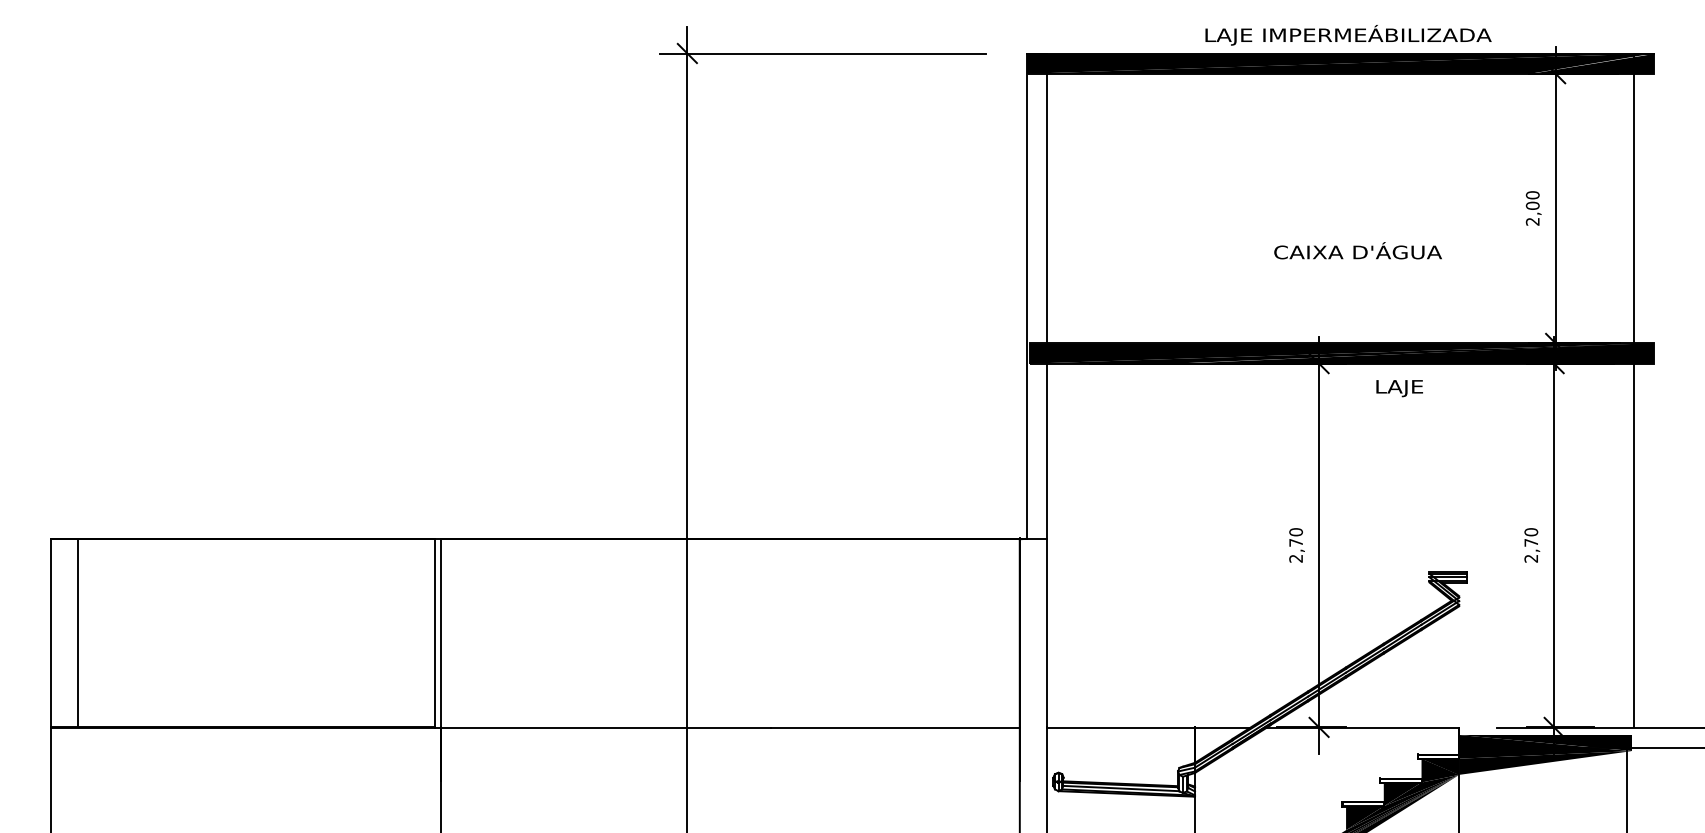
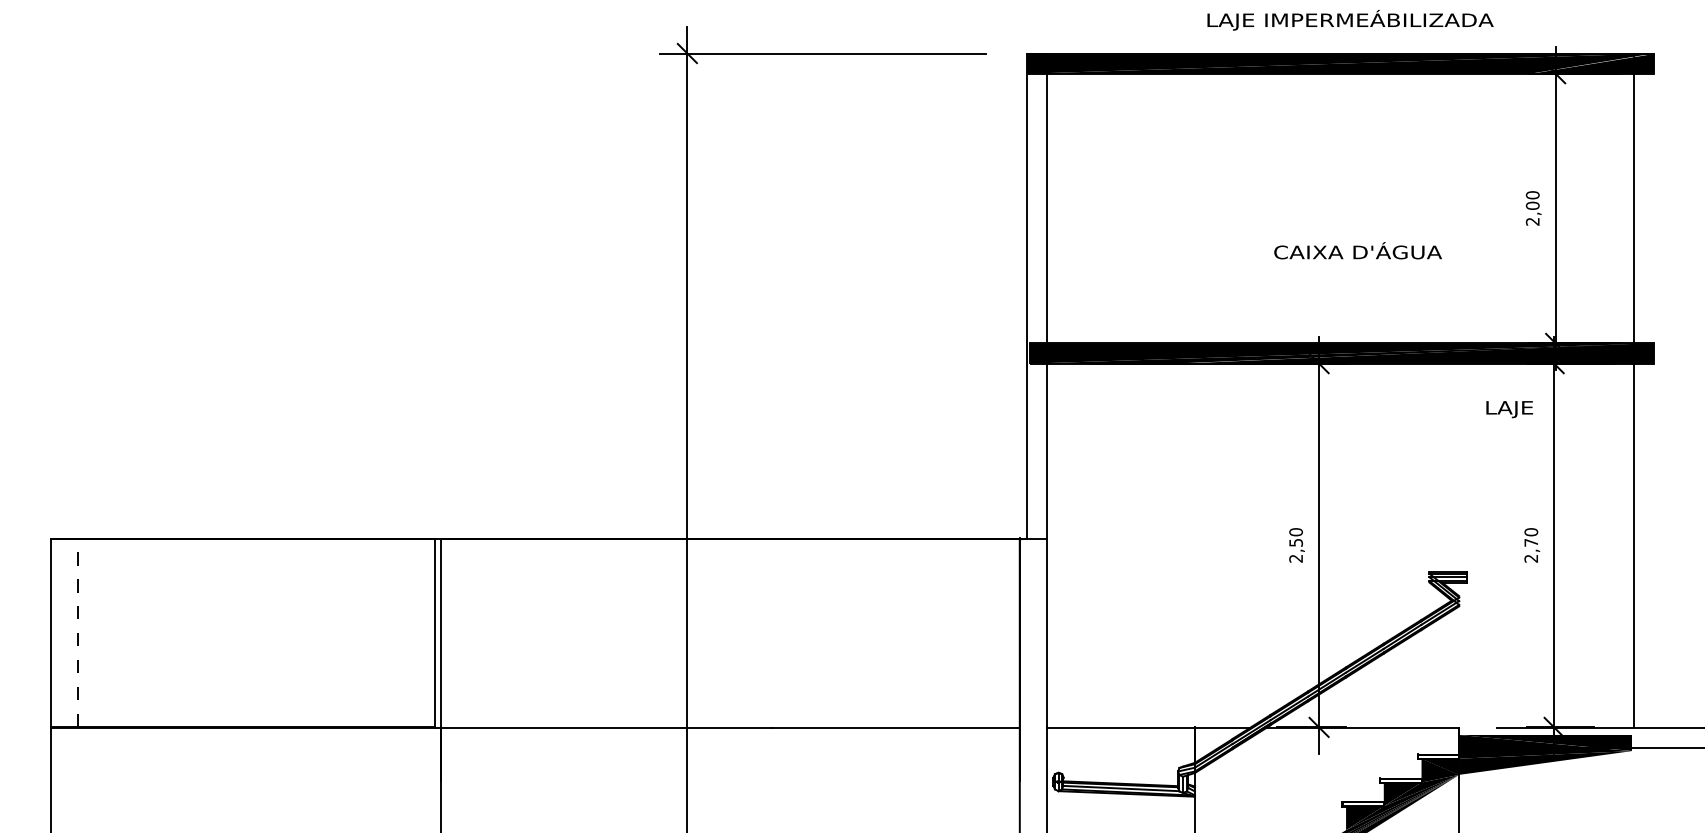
text position: (1348, 35) -> (1350, 20) (1350, 20)
text position: (1399, 388) -> (1509, 409) (1509, 409)
text: 2,70 -> 2,50 (1296, 542)
line: solid -> dashed (78, 632)
line: present -> none (1627, 788)
